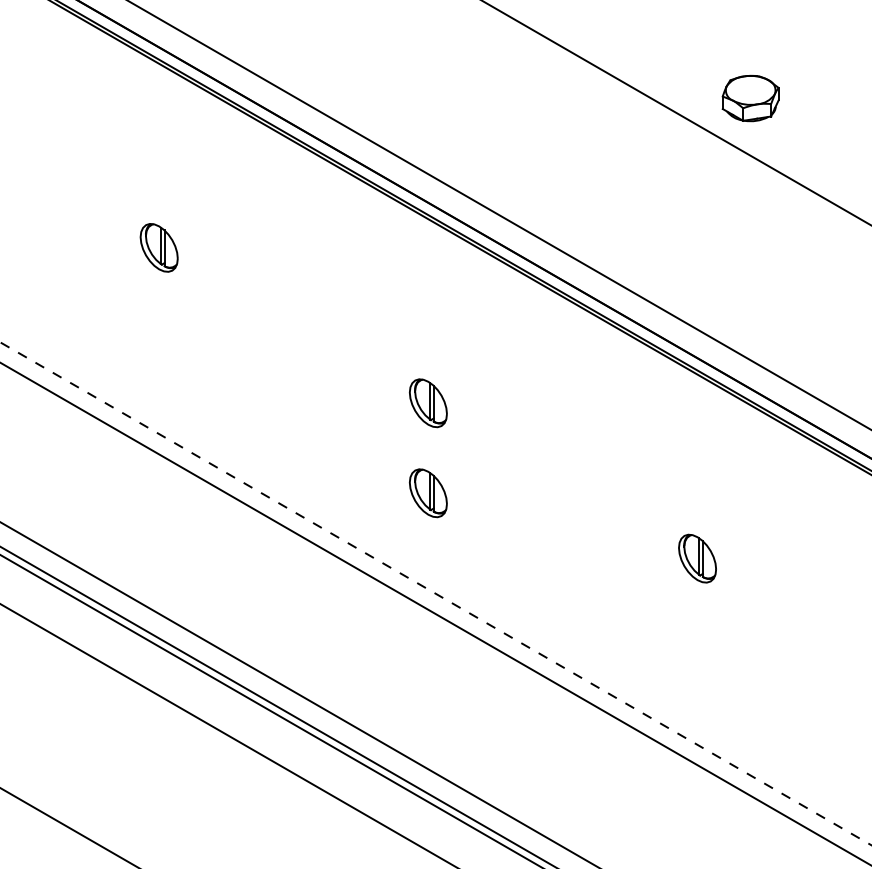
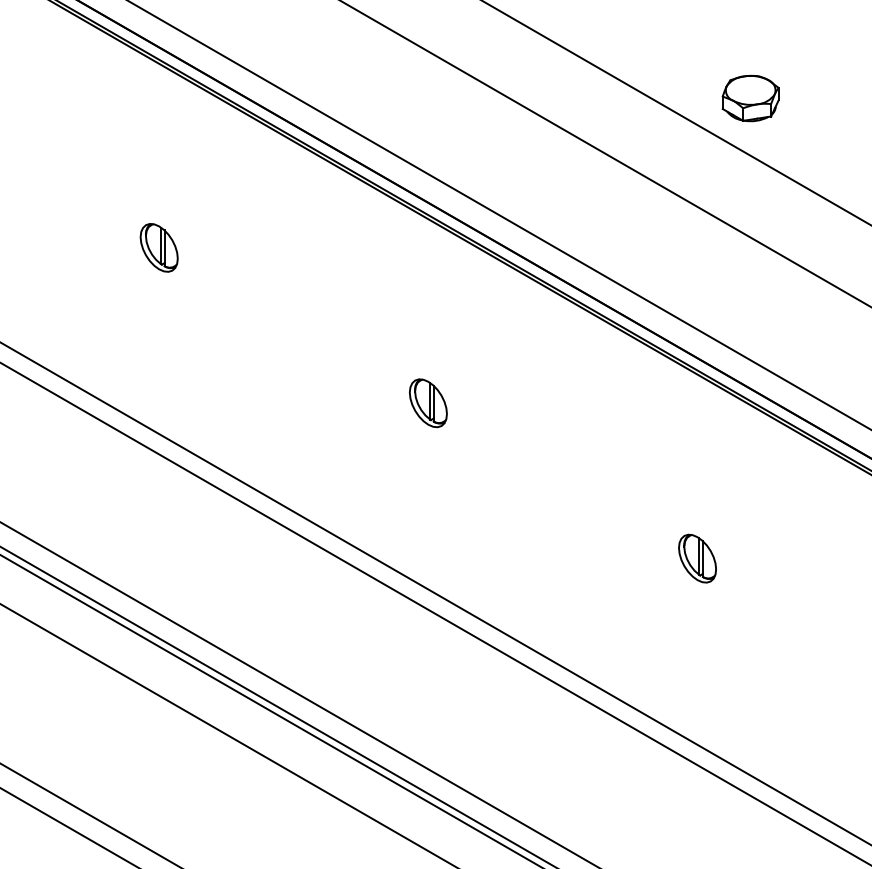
line: none -> present (605, 153)
part: present -> none (427, 493)
line: dashed -> solid (435, 593)
line: none -> present (89, 814)
